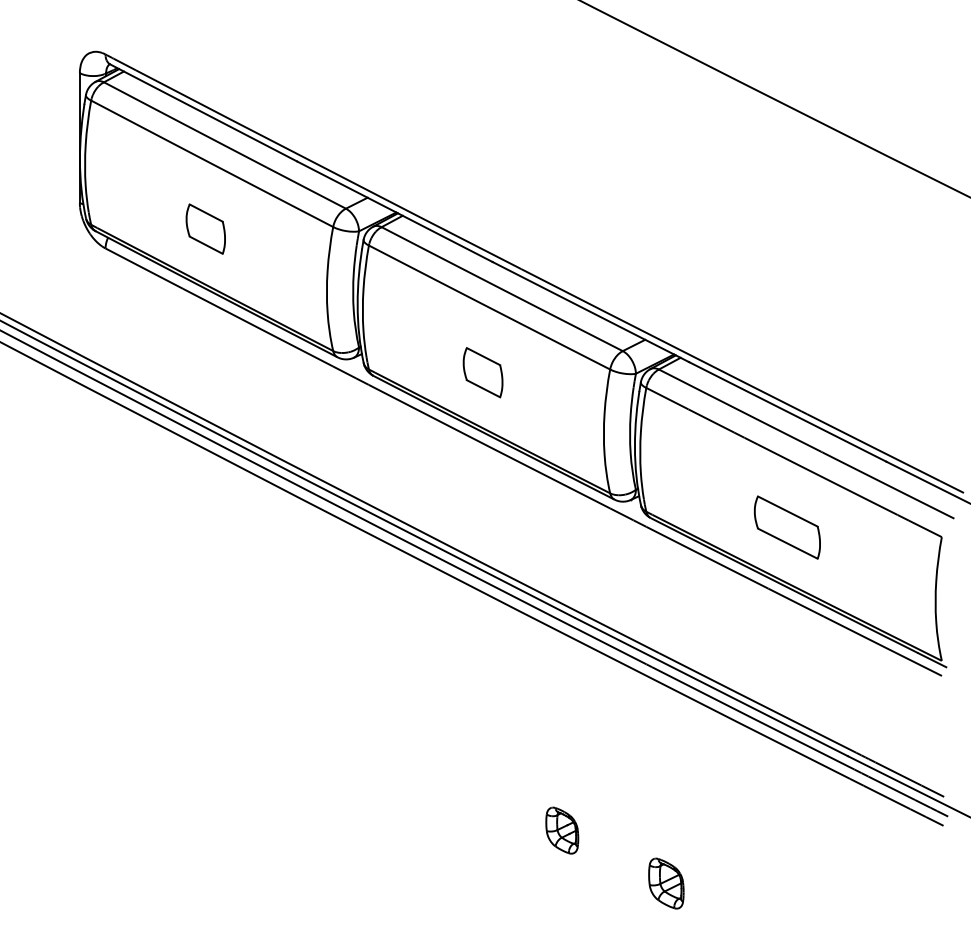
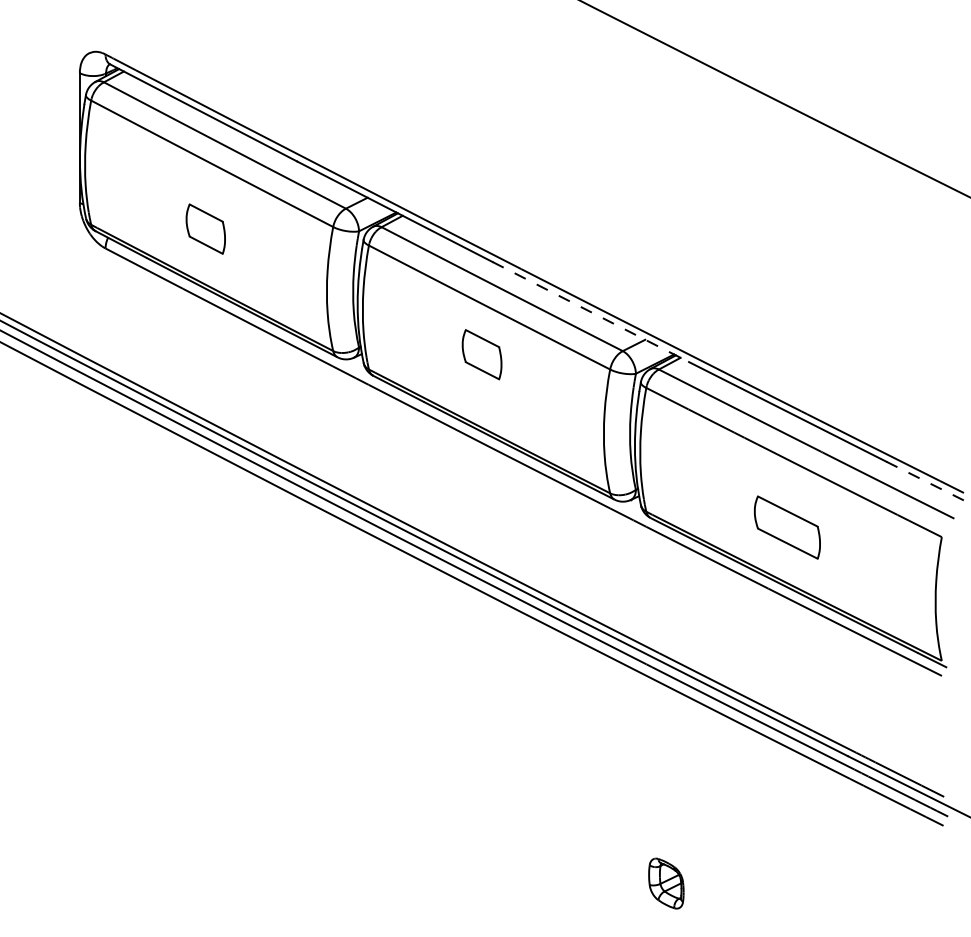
line: solid -> dashed (591, 312)
part position: (482, 372) -> (481, 354) (481, 354)
line: solid -> dashed (928, 482)
part: present -> none (562, 830)
